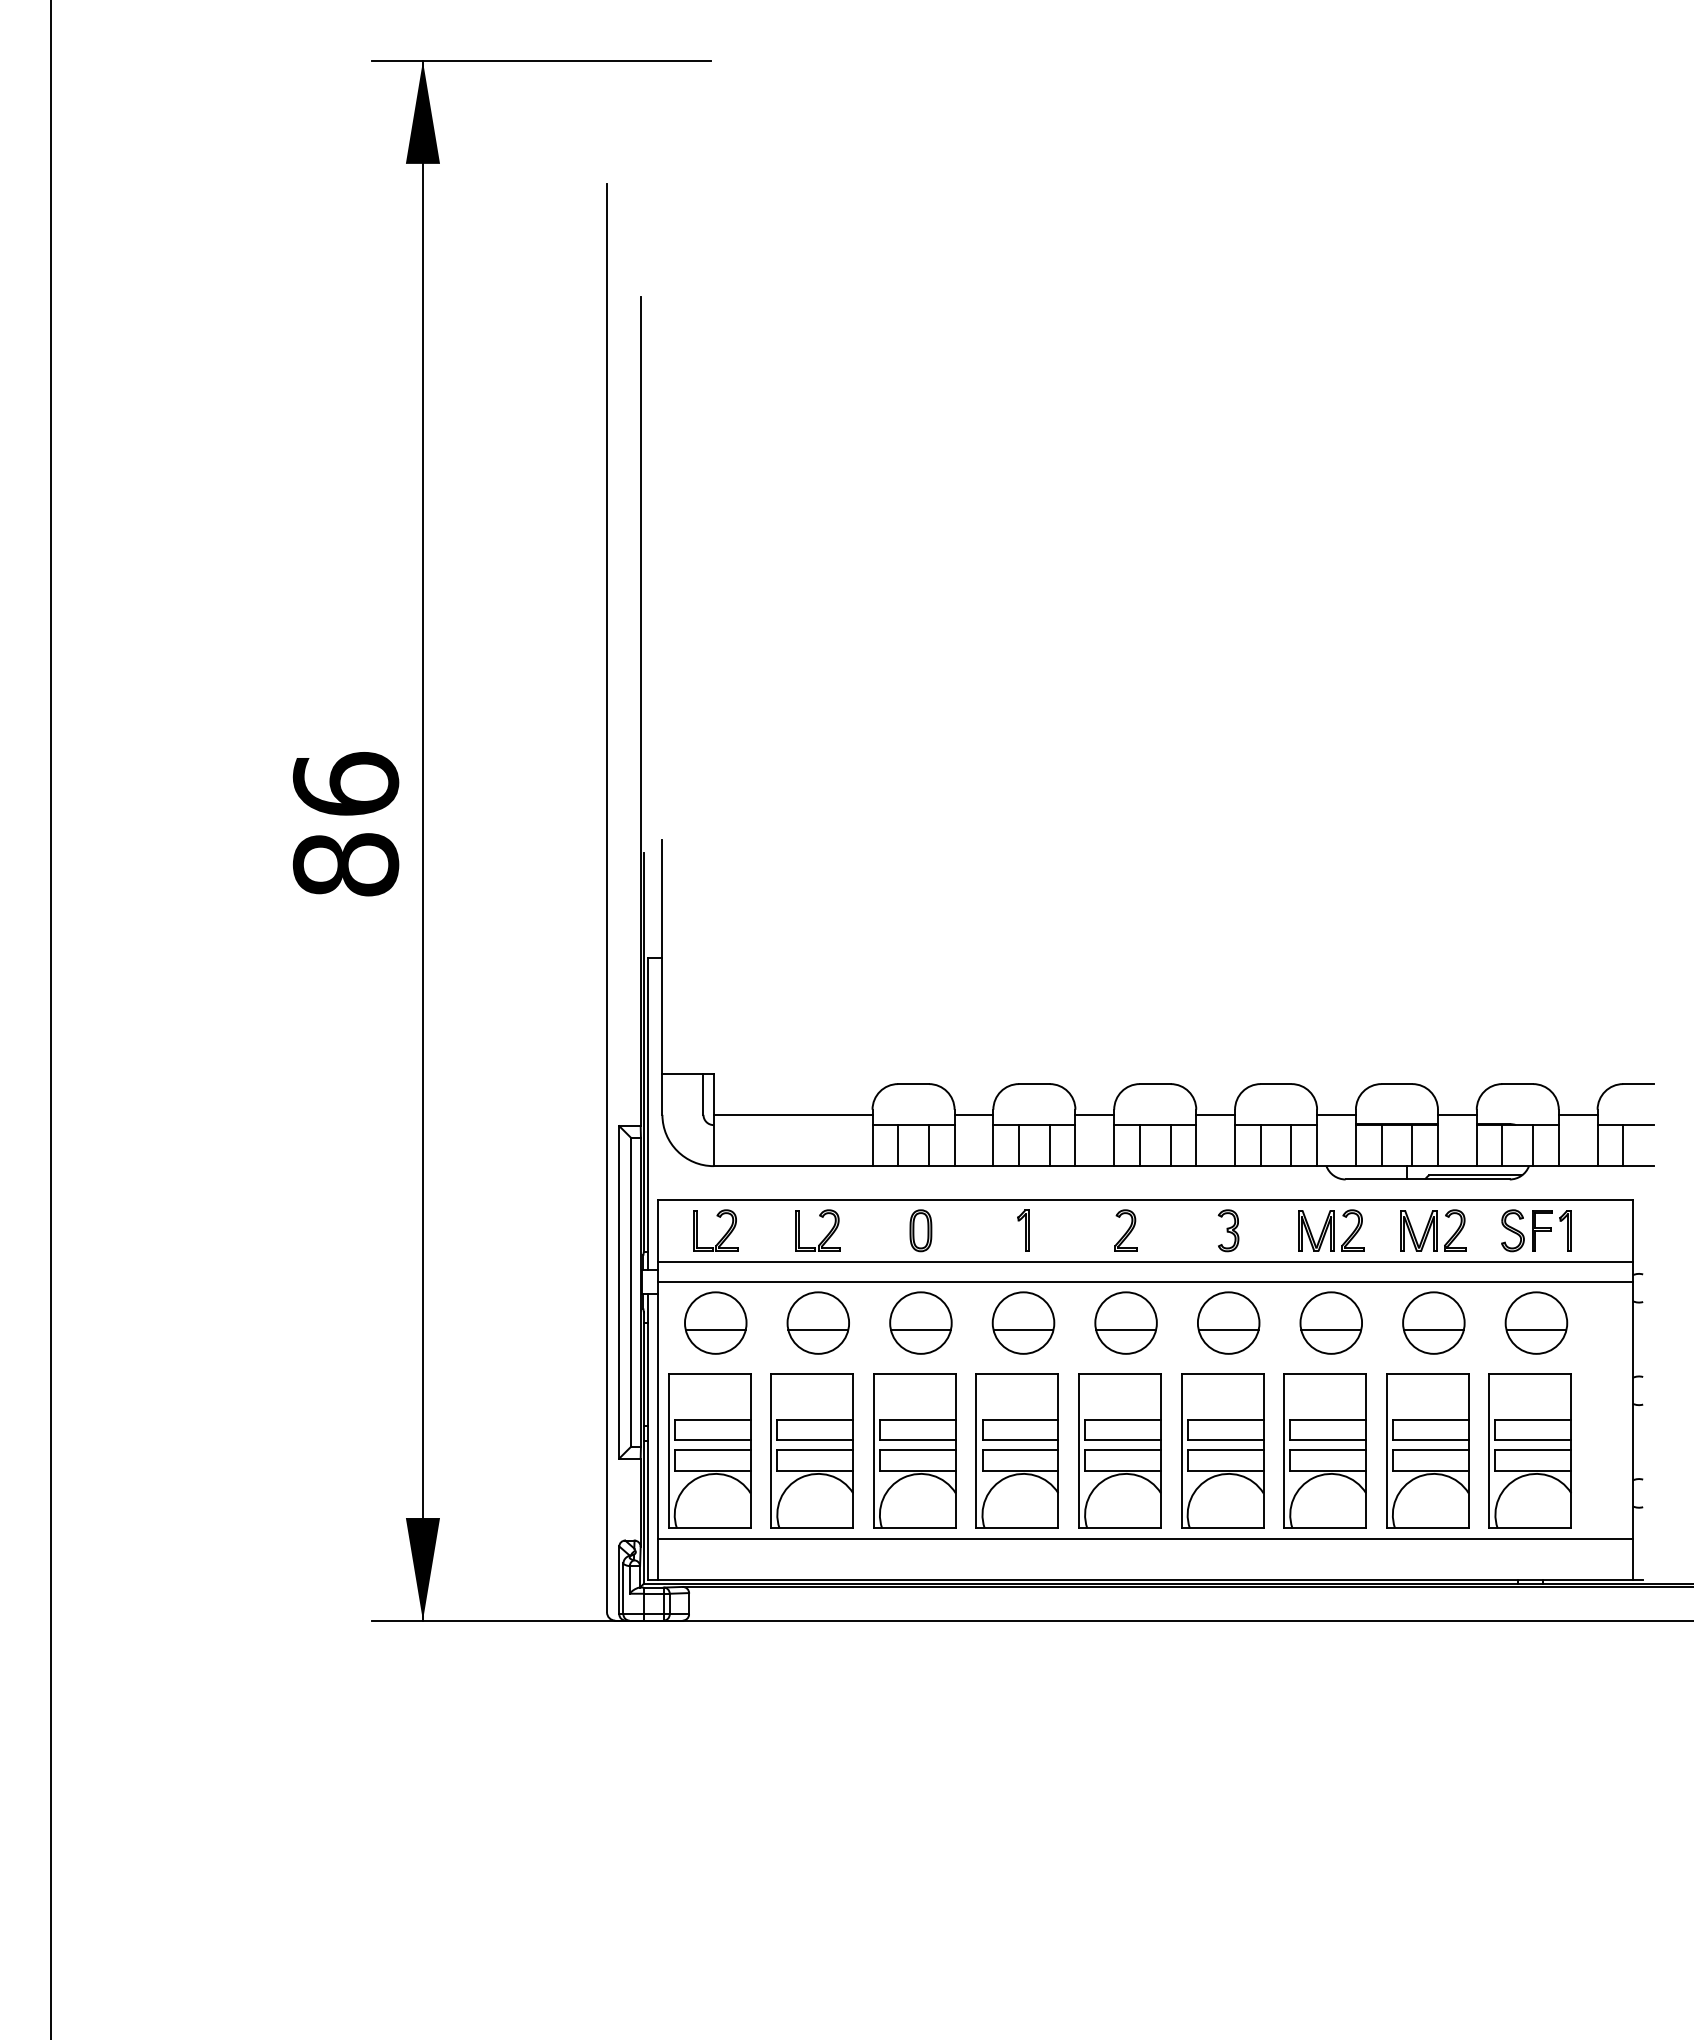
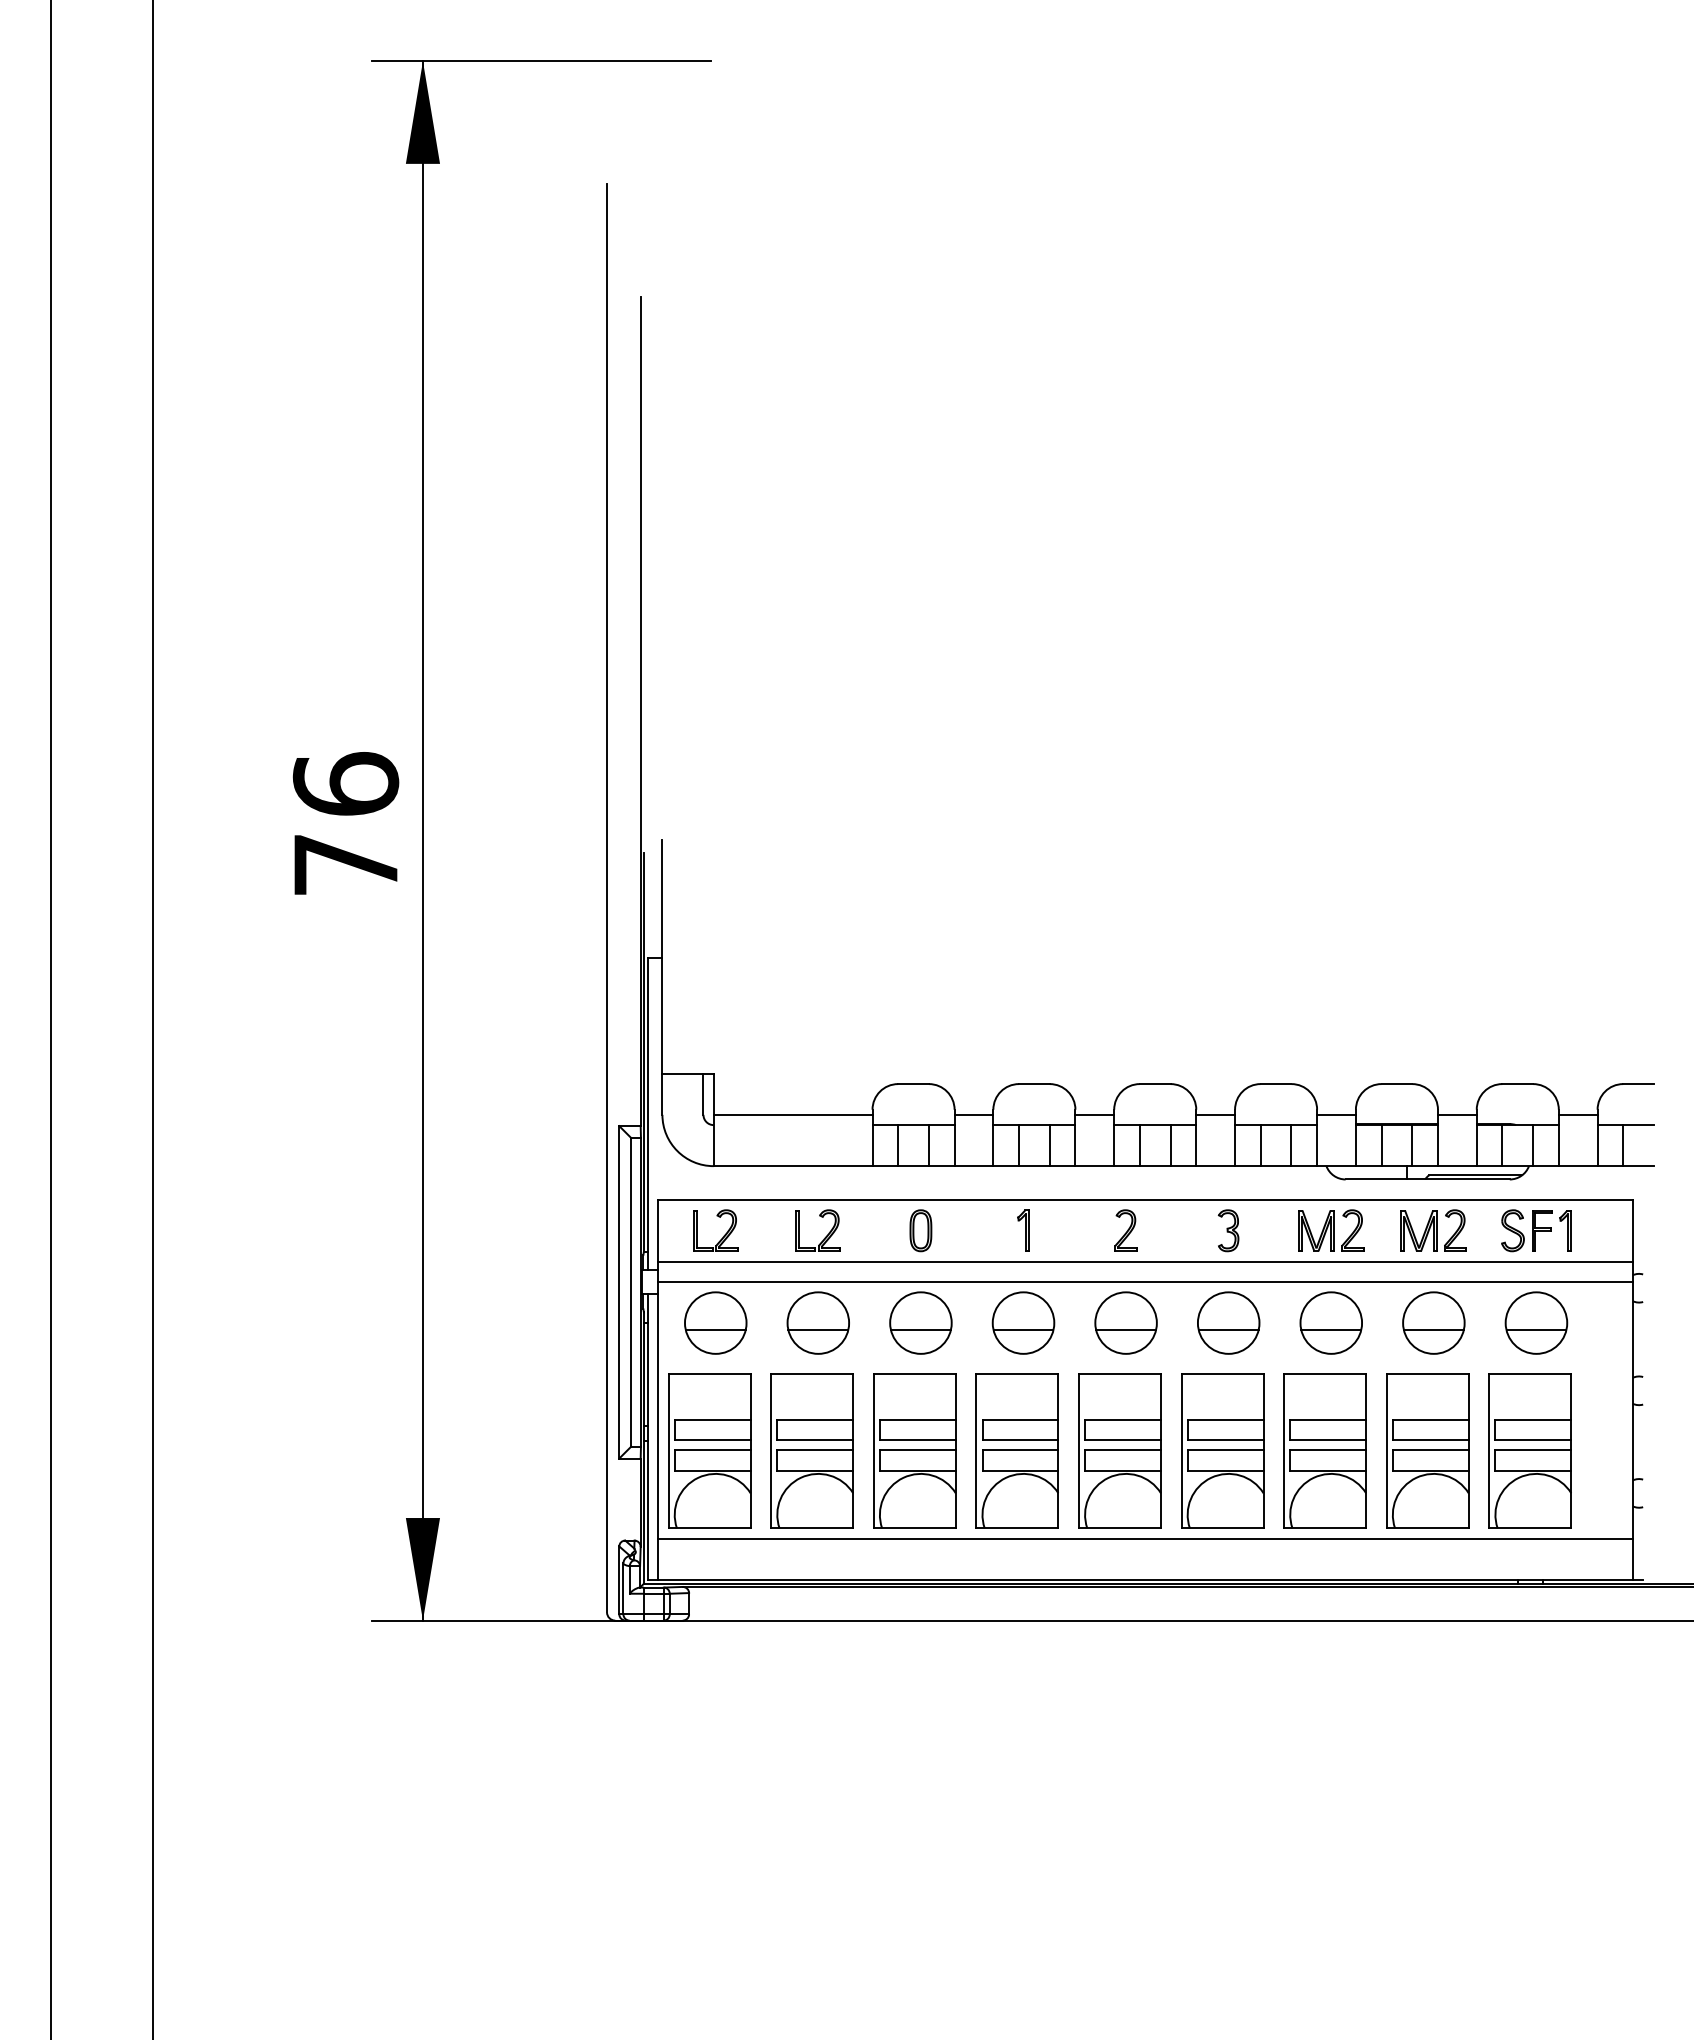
text: 86 -> 76 (345, 864)
line: none -> present (153, 1019)
